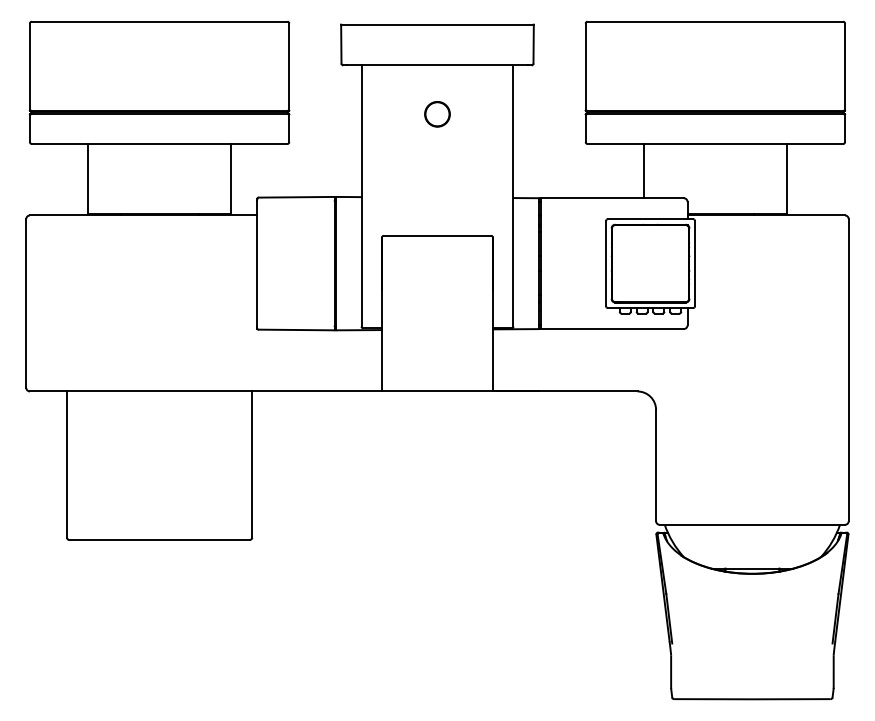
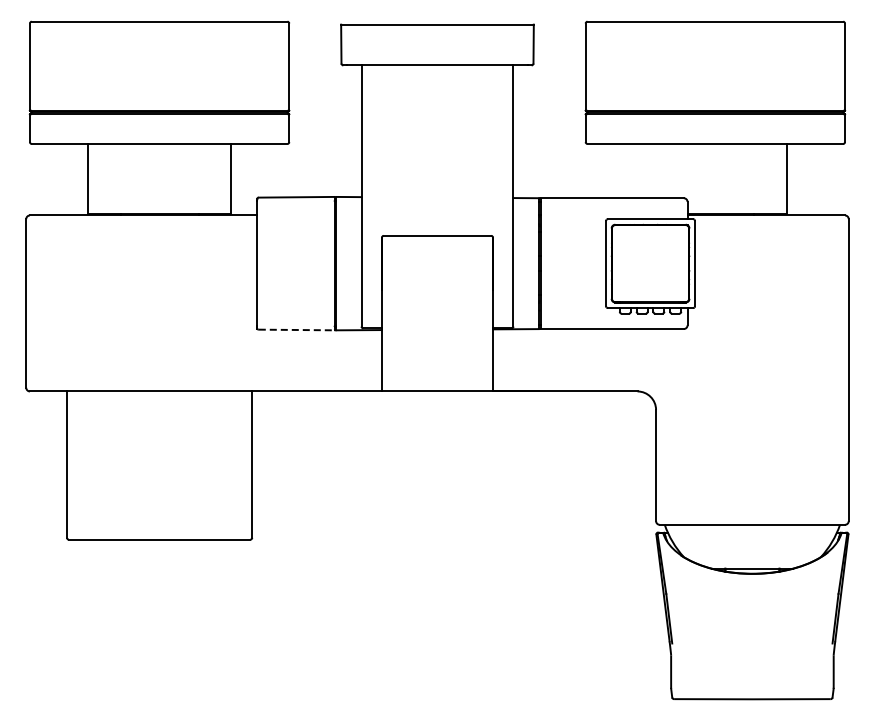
circle: present -> none (437, 114)
line: present -> none (644, 170)
line: solid -> dashed (296, 329)
